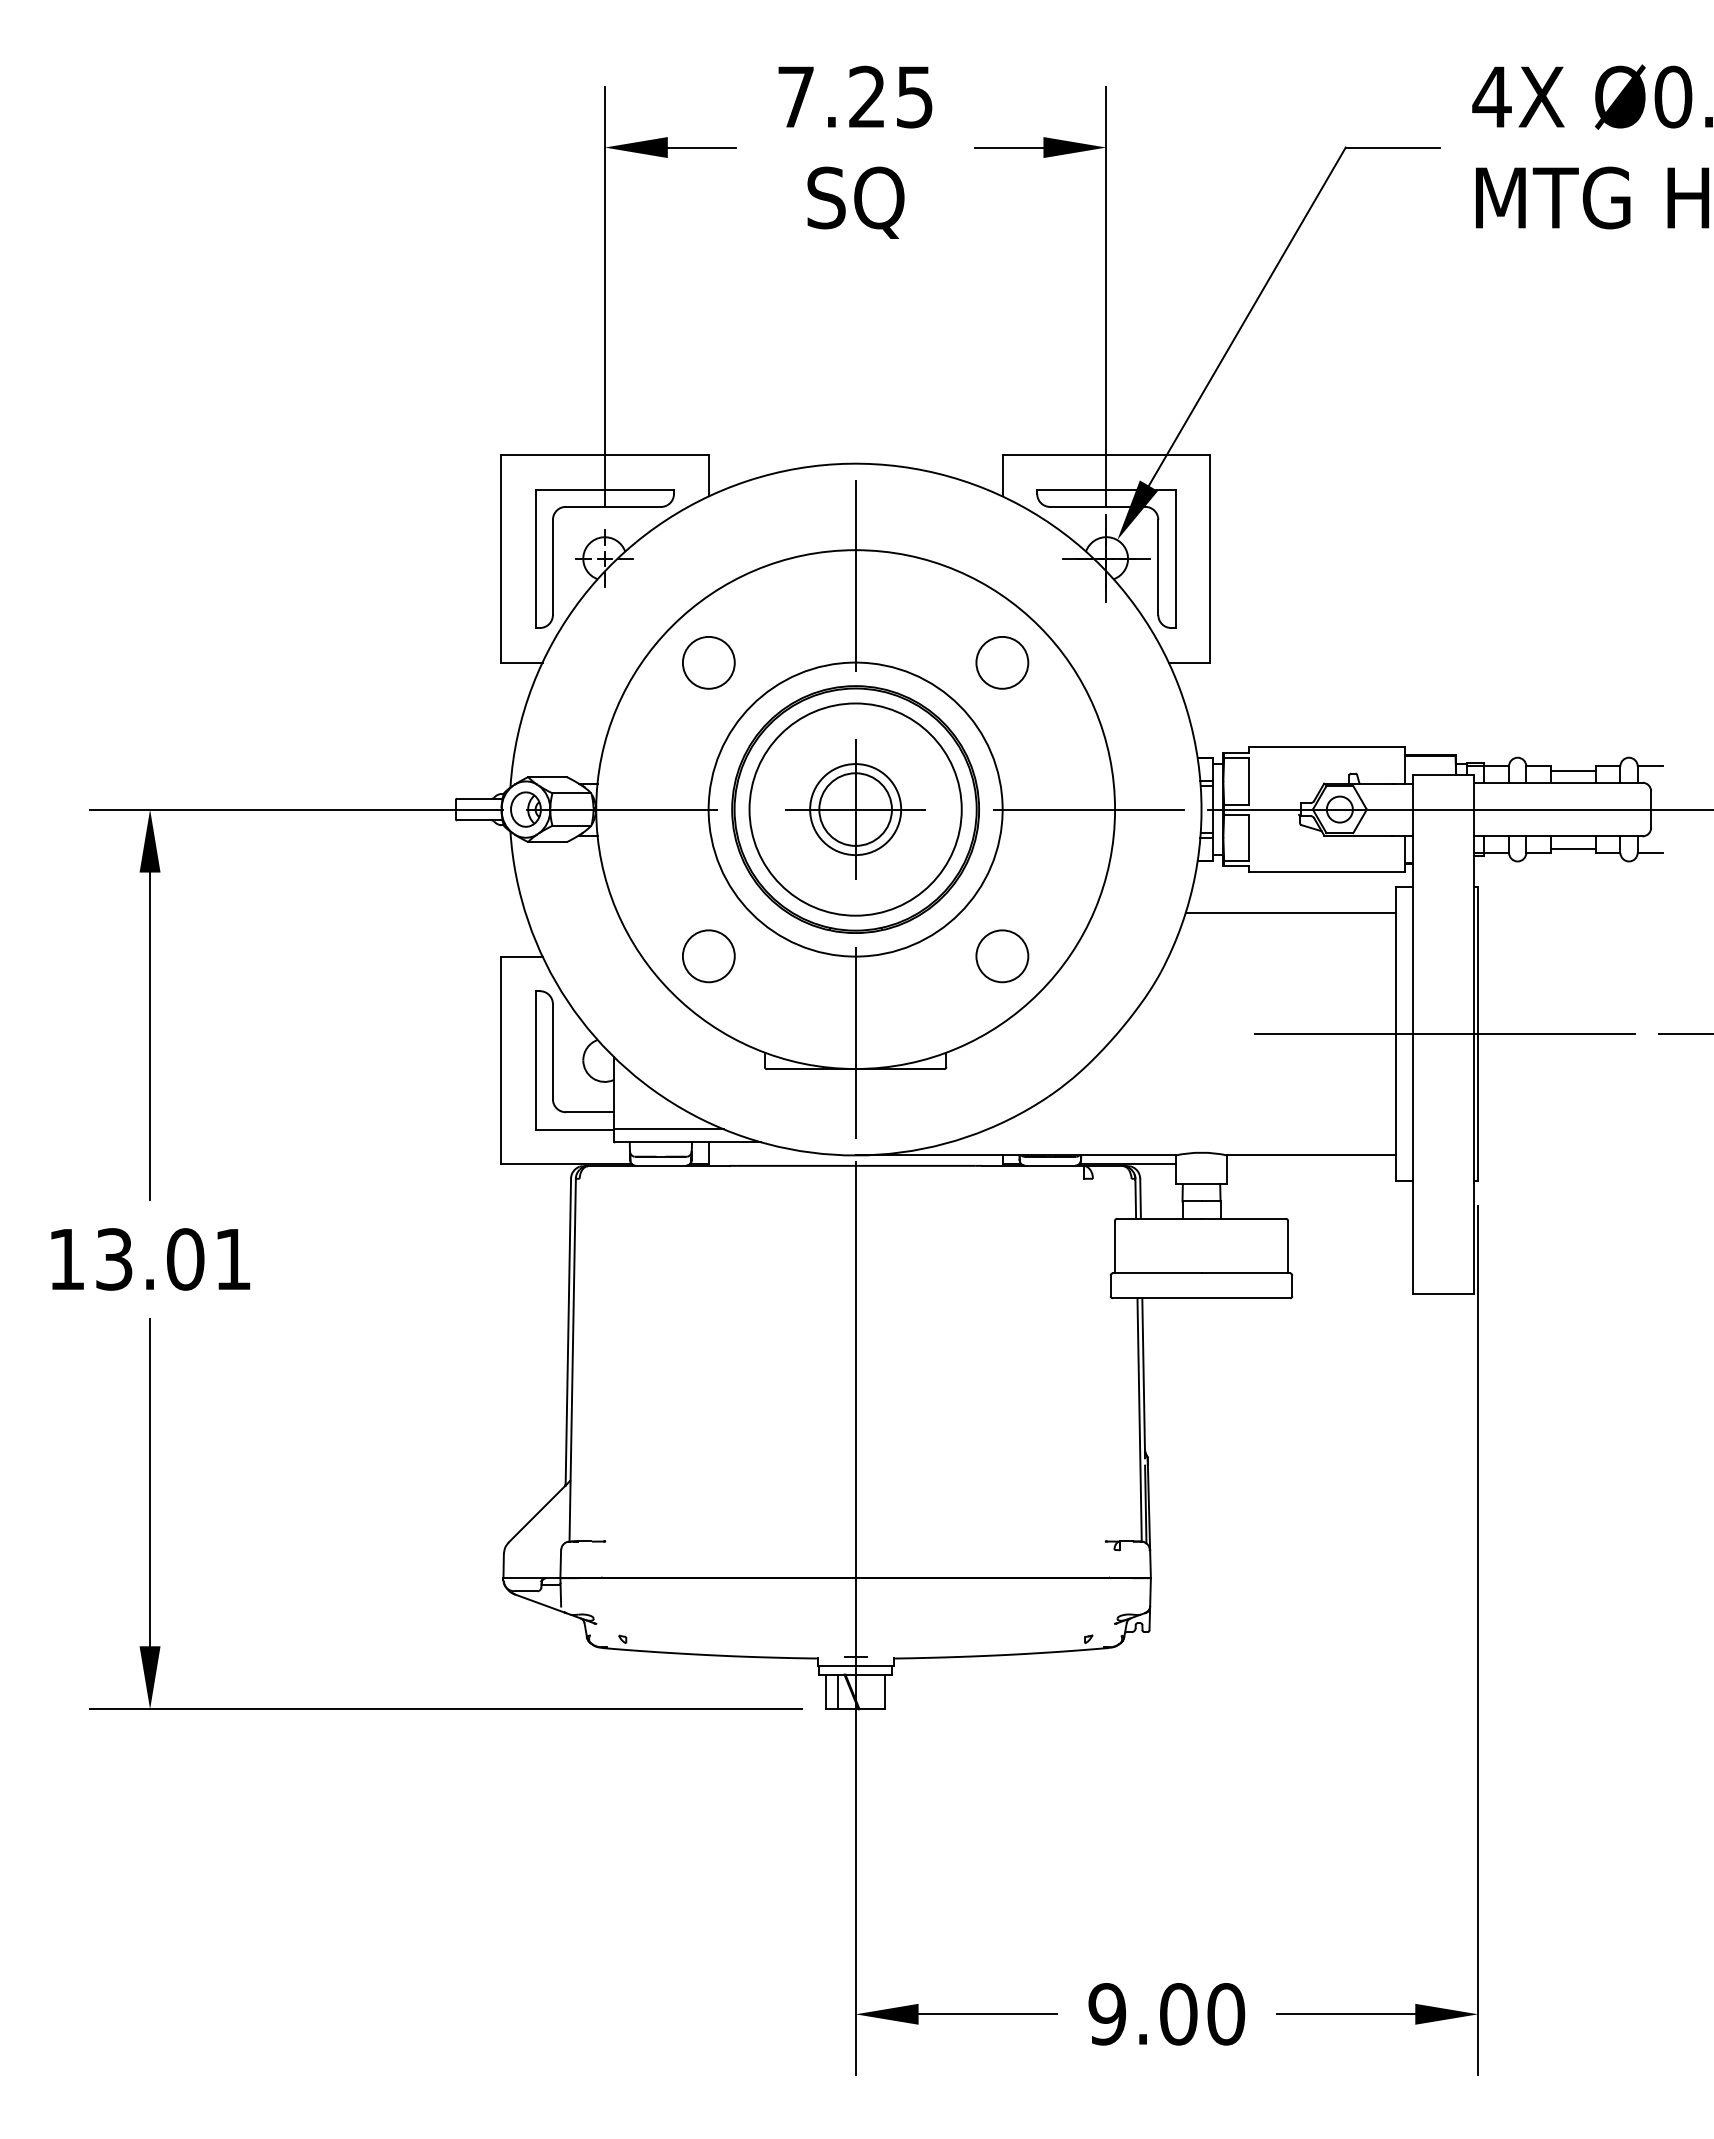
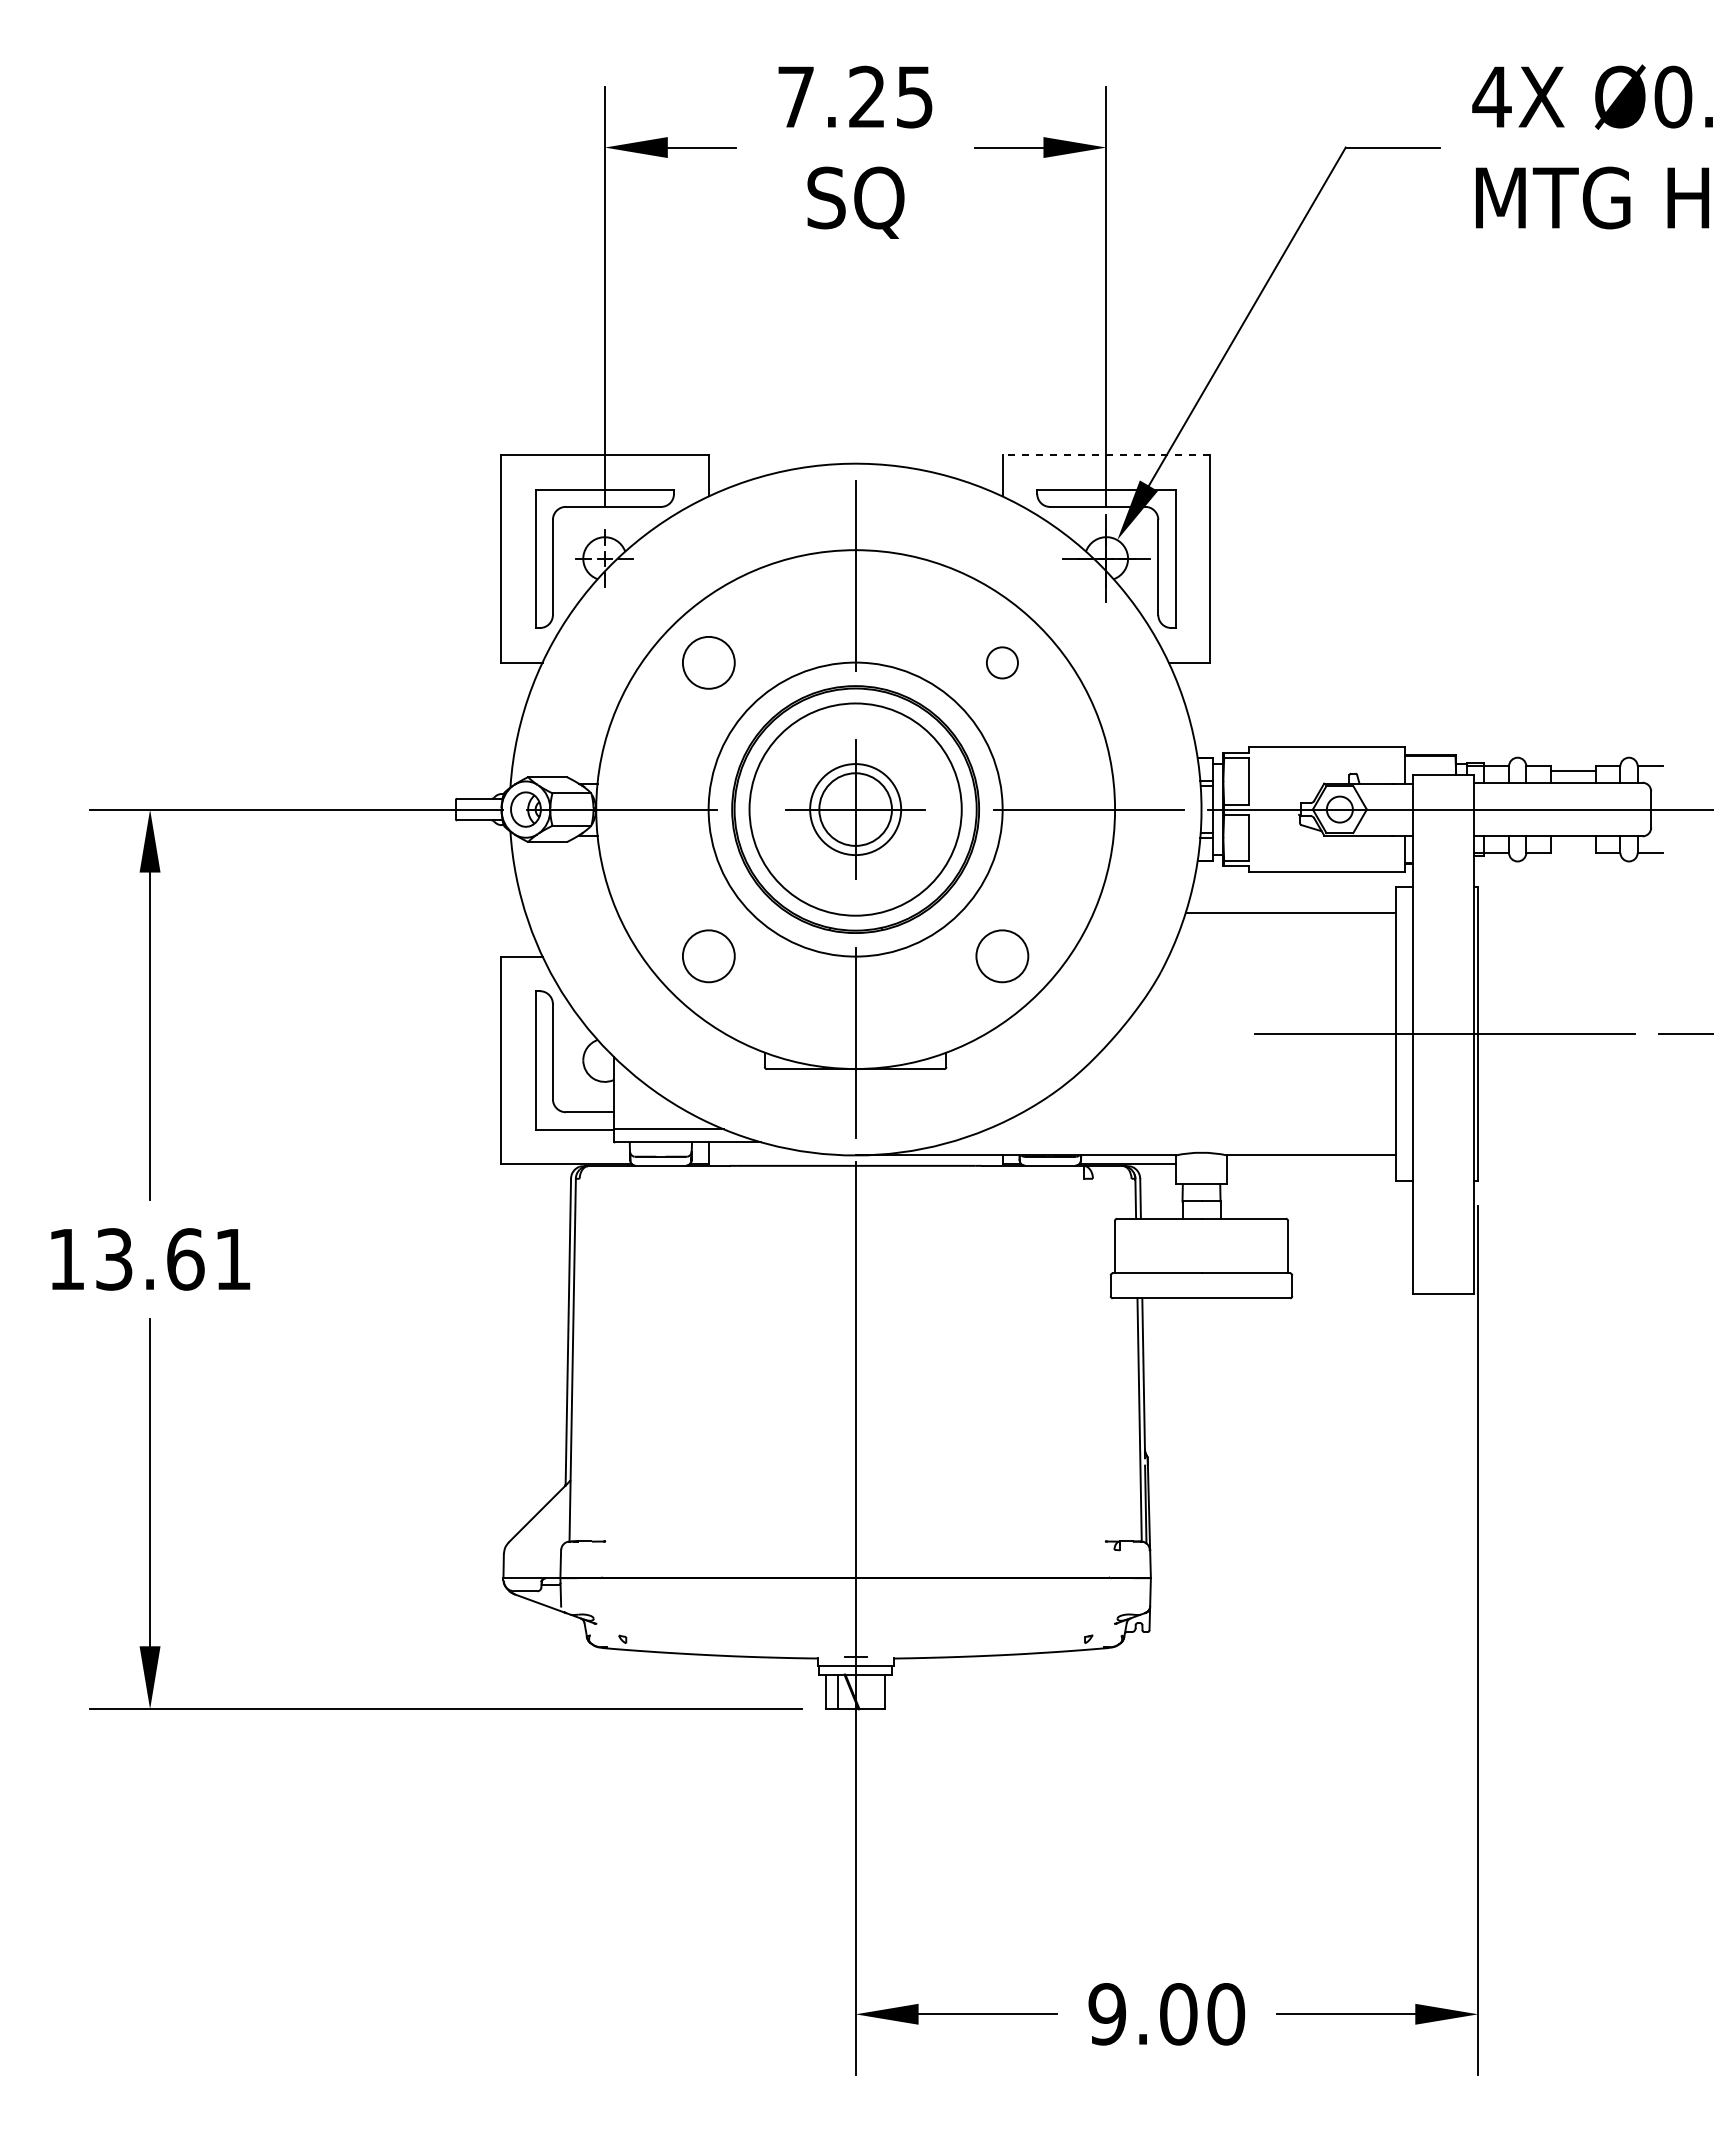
line: solid -> dashed (1106, 455)
circle size: 55x54 px -> 33x34 px (1002, 662)
line: present -> none (1573, 848)
text: 13.01 -> 13.61 (185, 1259)
